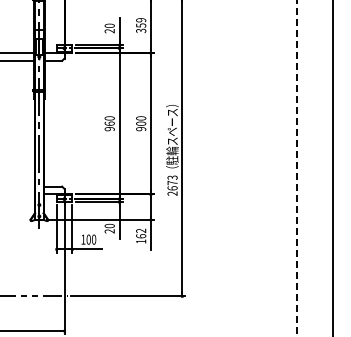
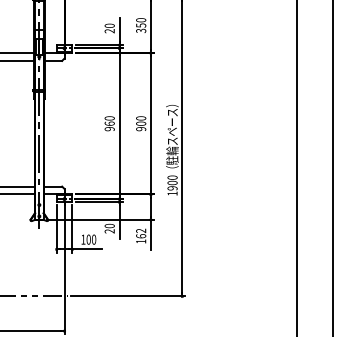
text: 359 -> 350 (141, 20)
line: dashed -> solid (296, 168)
text: 2673 -> 1900 (172, 185)
line: none -> present (18, 186)
line: none -> present (18, 194)
